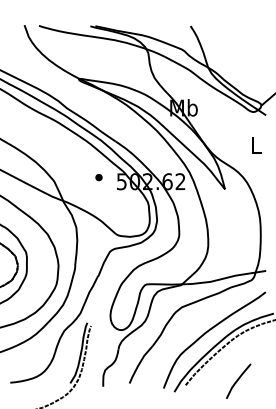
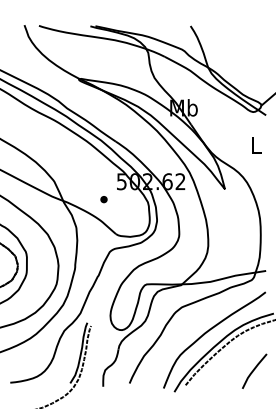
part position: (98, 177) -> (103, 199) (103, 199)
line position: (238, 380) -> (254, 370) (254, 370)
